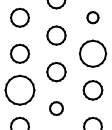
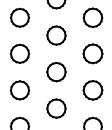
part size: 14x14 px -> 22x21 px (92, 17)
part size: 29x29 px -> 22x22 px (92, 53)
part size: 32x32 px -> 20x21 px (19, 90)
part size: 15x15 px -> 21x21 px (56, 108)
